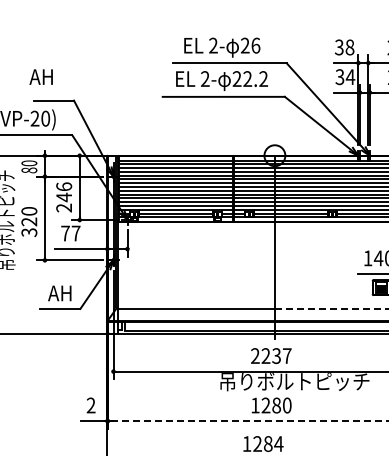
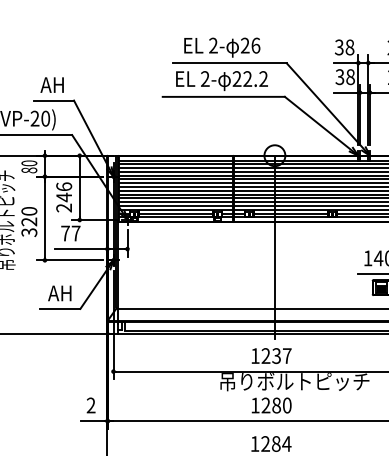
text position: (40, 76) -> (51, 84) (51, 84)
text: 34 -> 38 (350, 77)
line: dashed -> solid (332, 308)
text: 2237 -> 1237 (255, 355)
line: dashed -> solid (249, 421)
text position: (263, 443) -> (271, 443) (271, 443)
